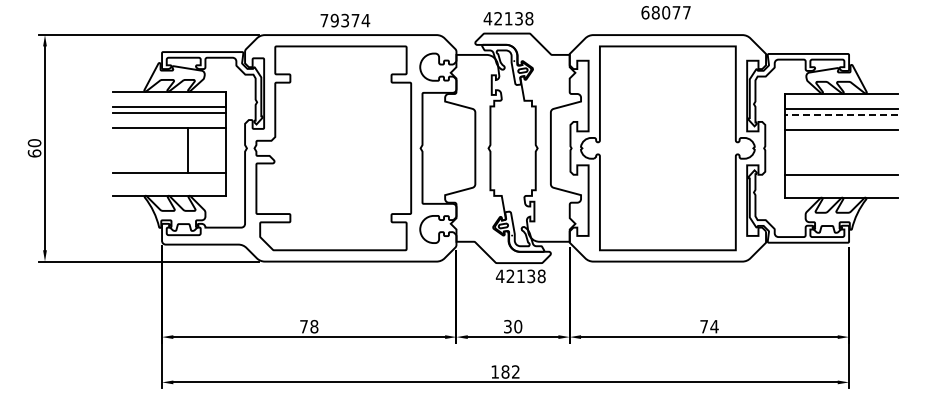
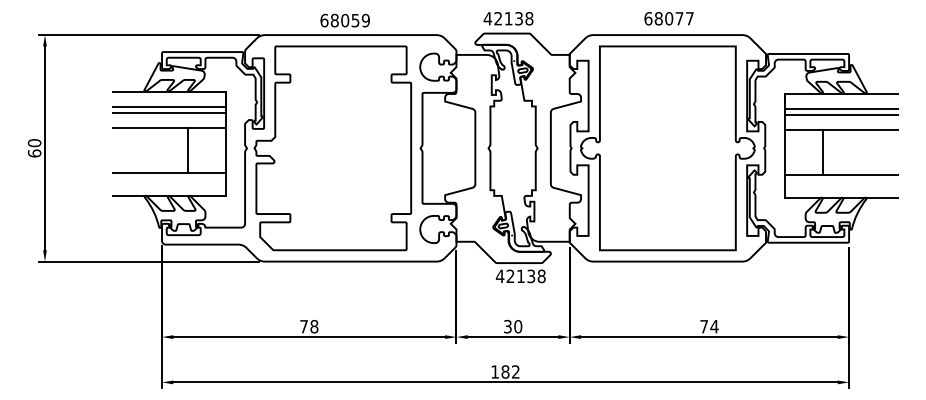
text position: (665, 12) -> (668, 18) (668, 18)
text: 79374 -> 68059 (345, 20)
line: dashed -> solid (841, 114)
line: none -> present (822, 152)
